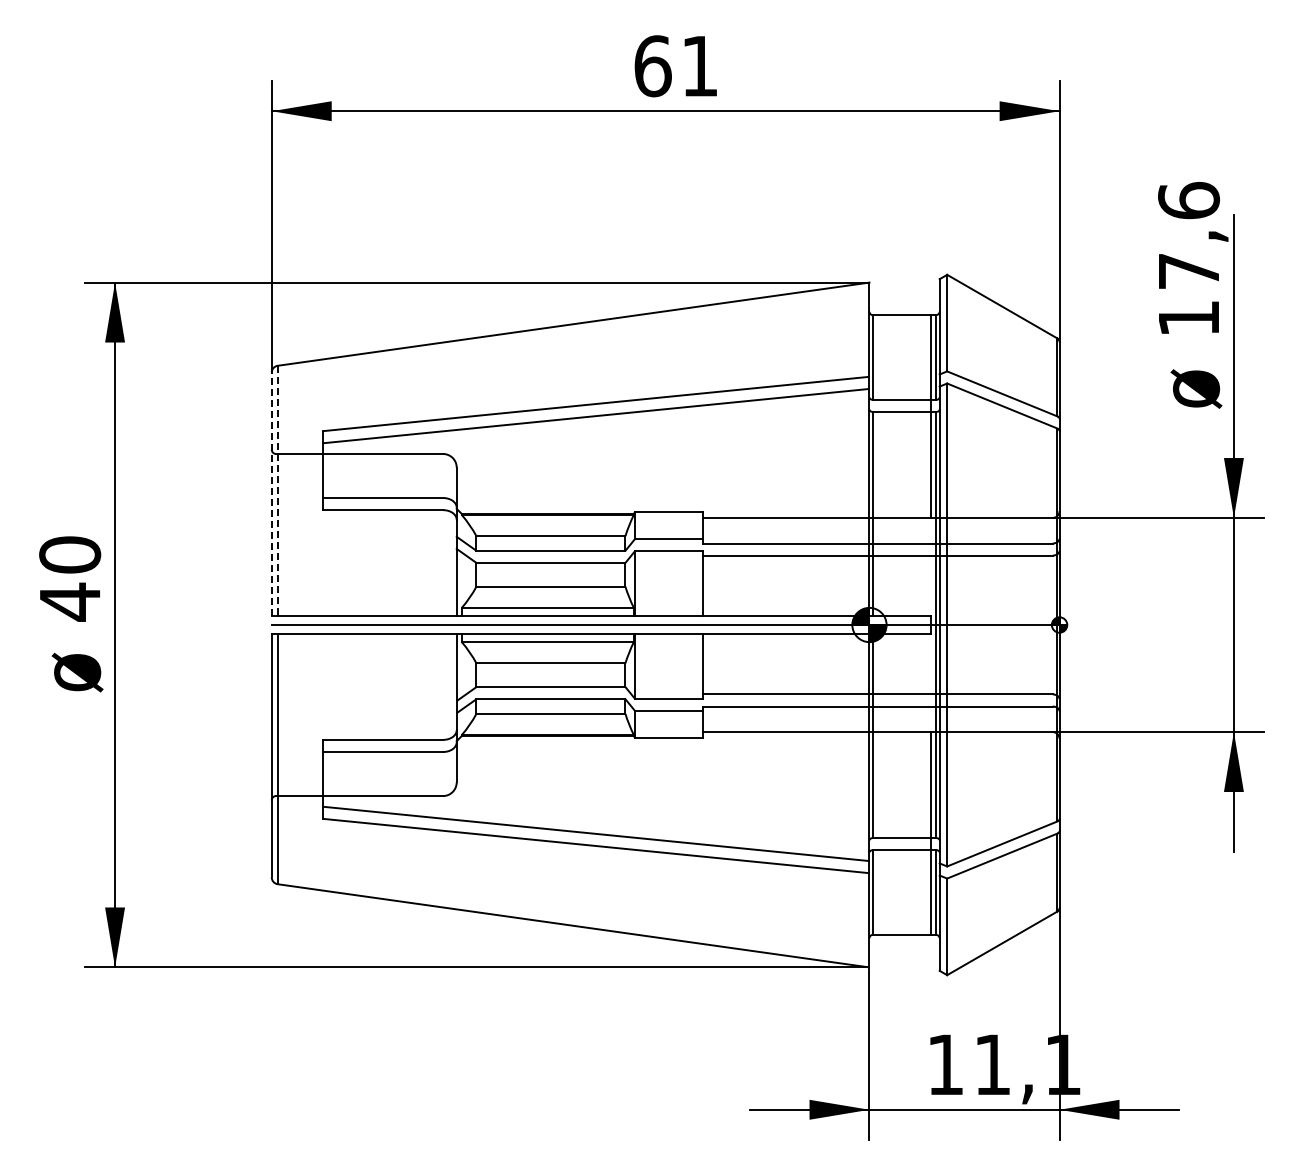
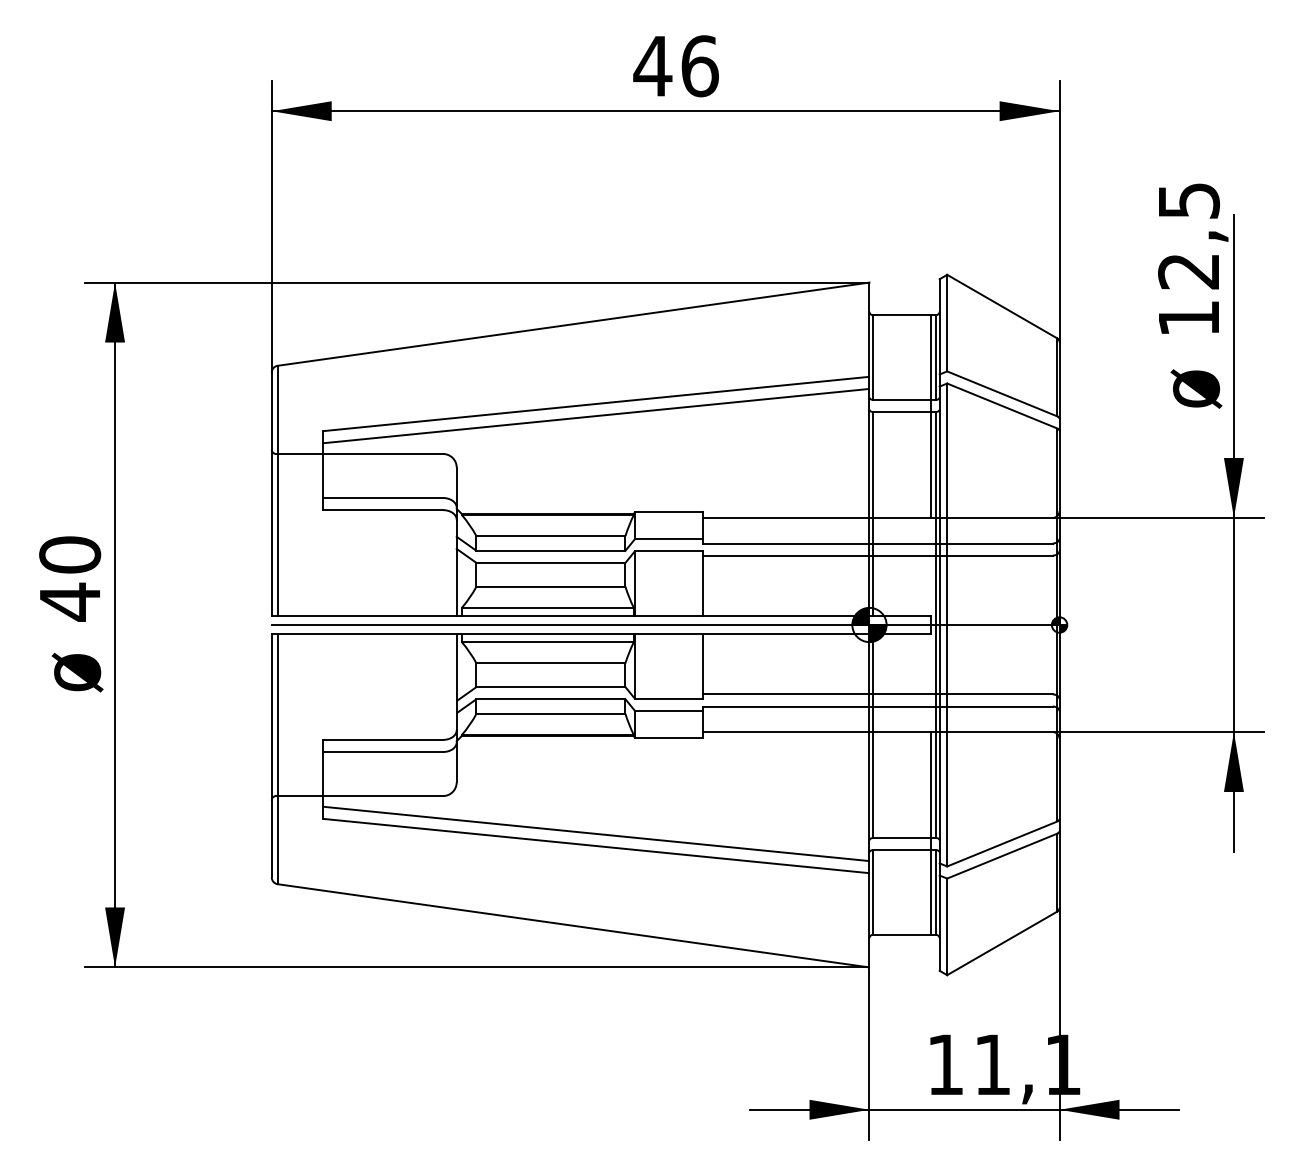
text: 61 -> 46 (675, 66)
text: 17,6 -> 12,5 (1189, 235)
line: dashed -> solid (277, 491)
line: dashed -> solid (271, 494)
